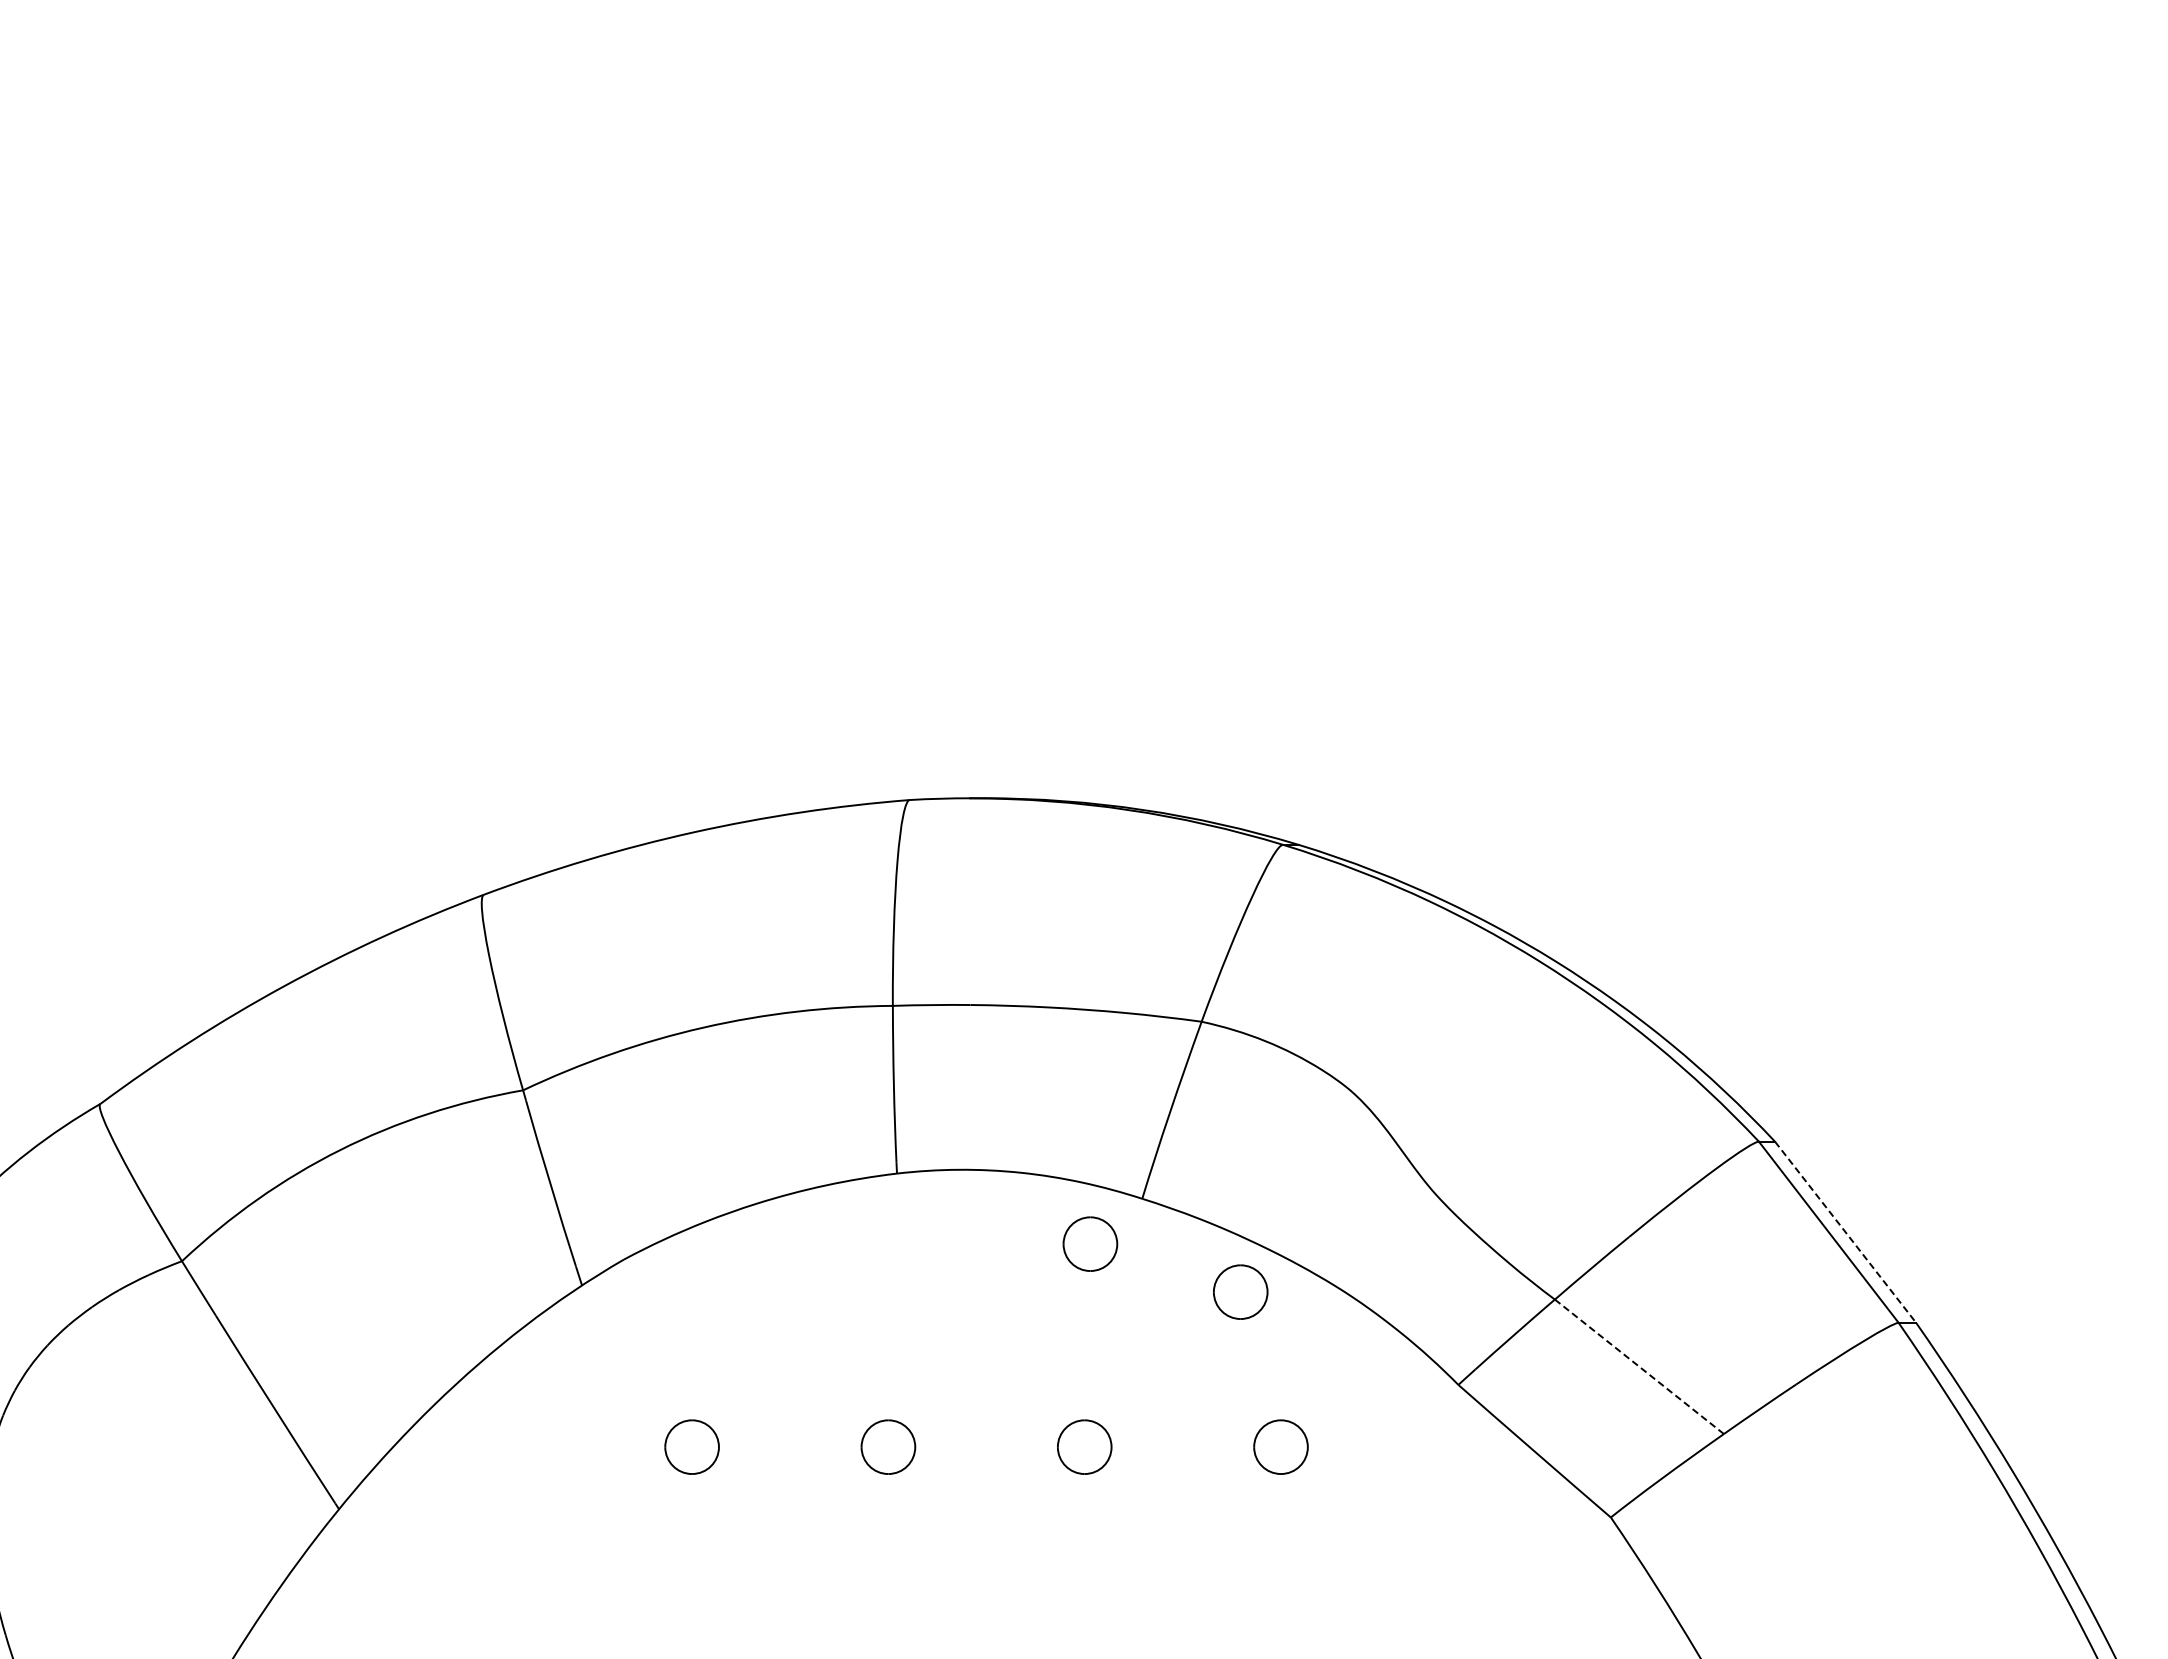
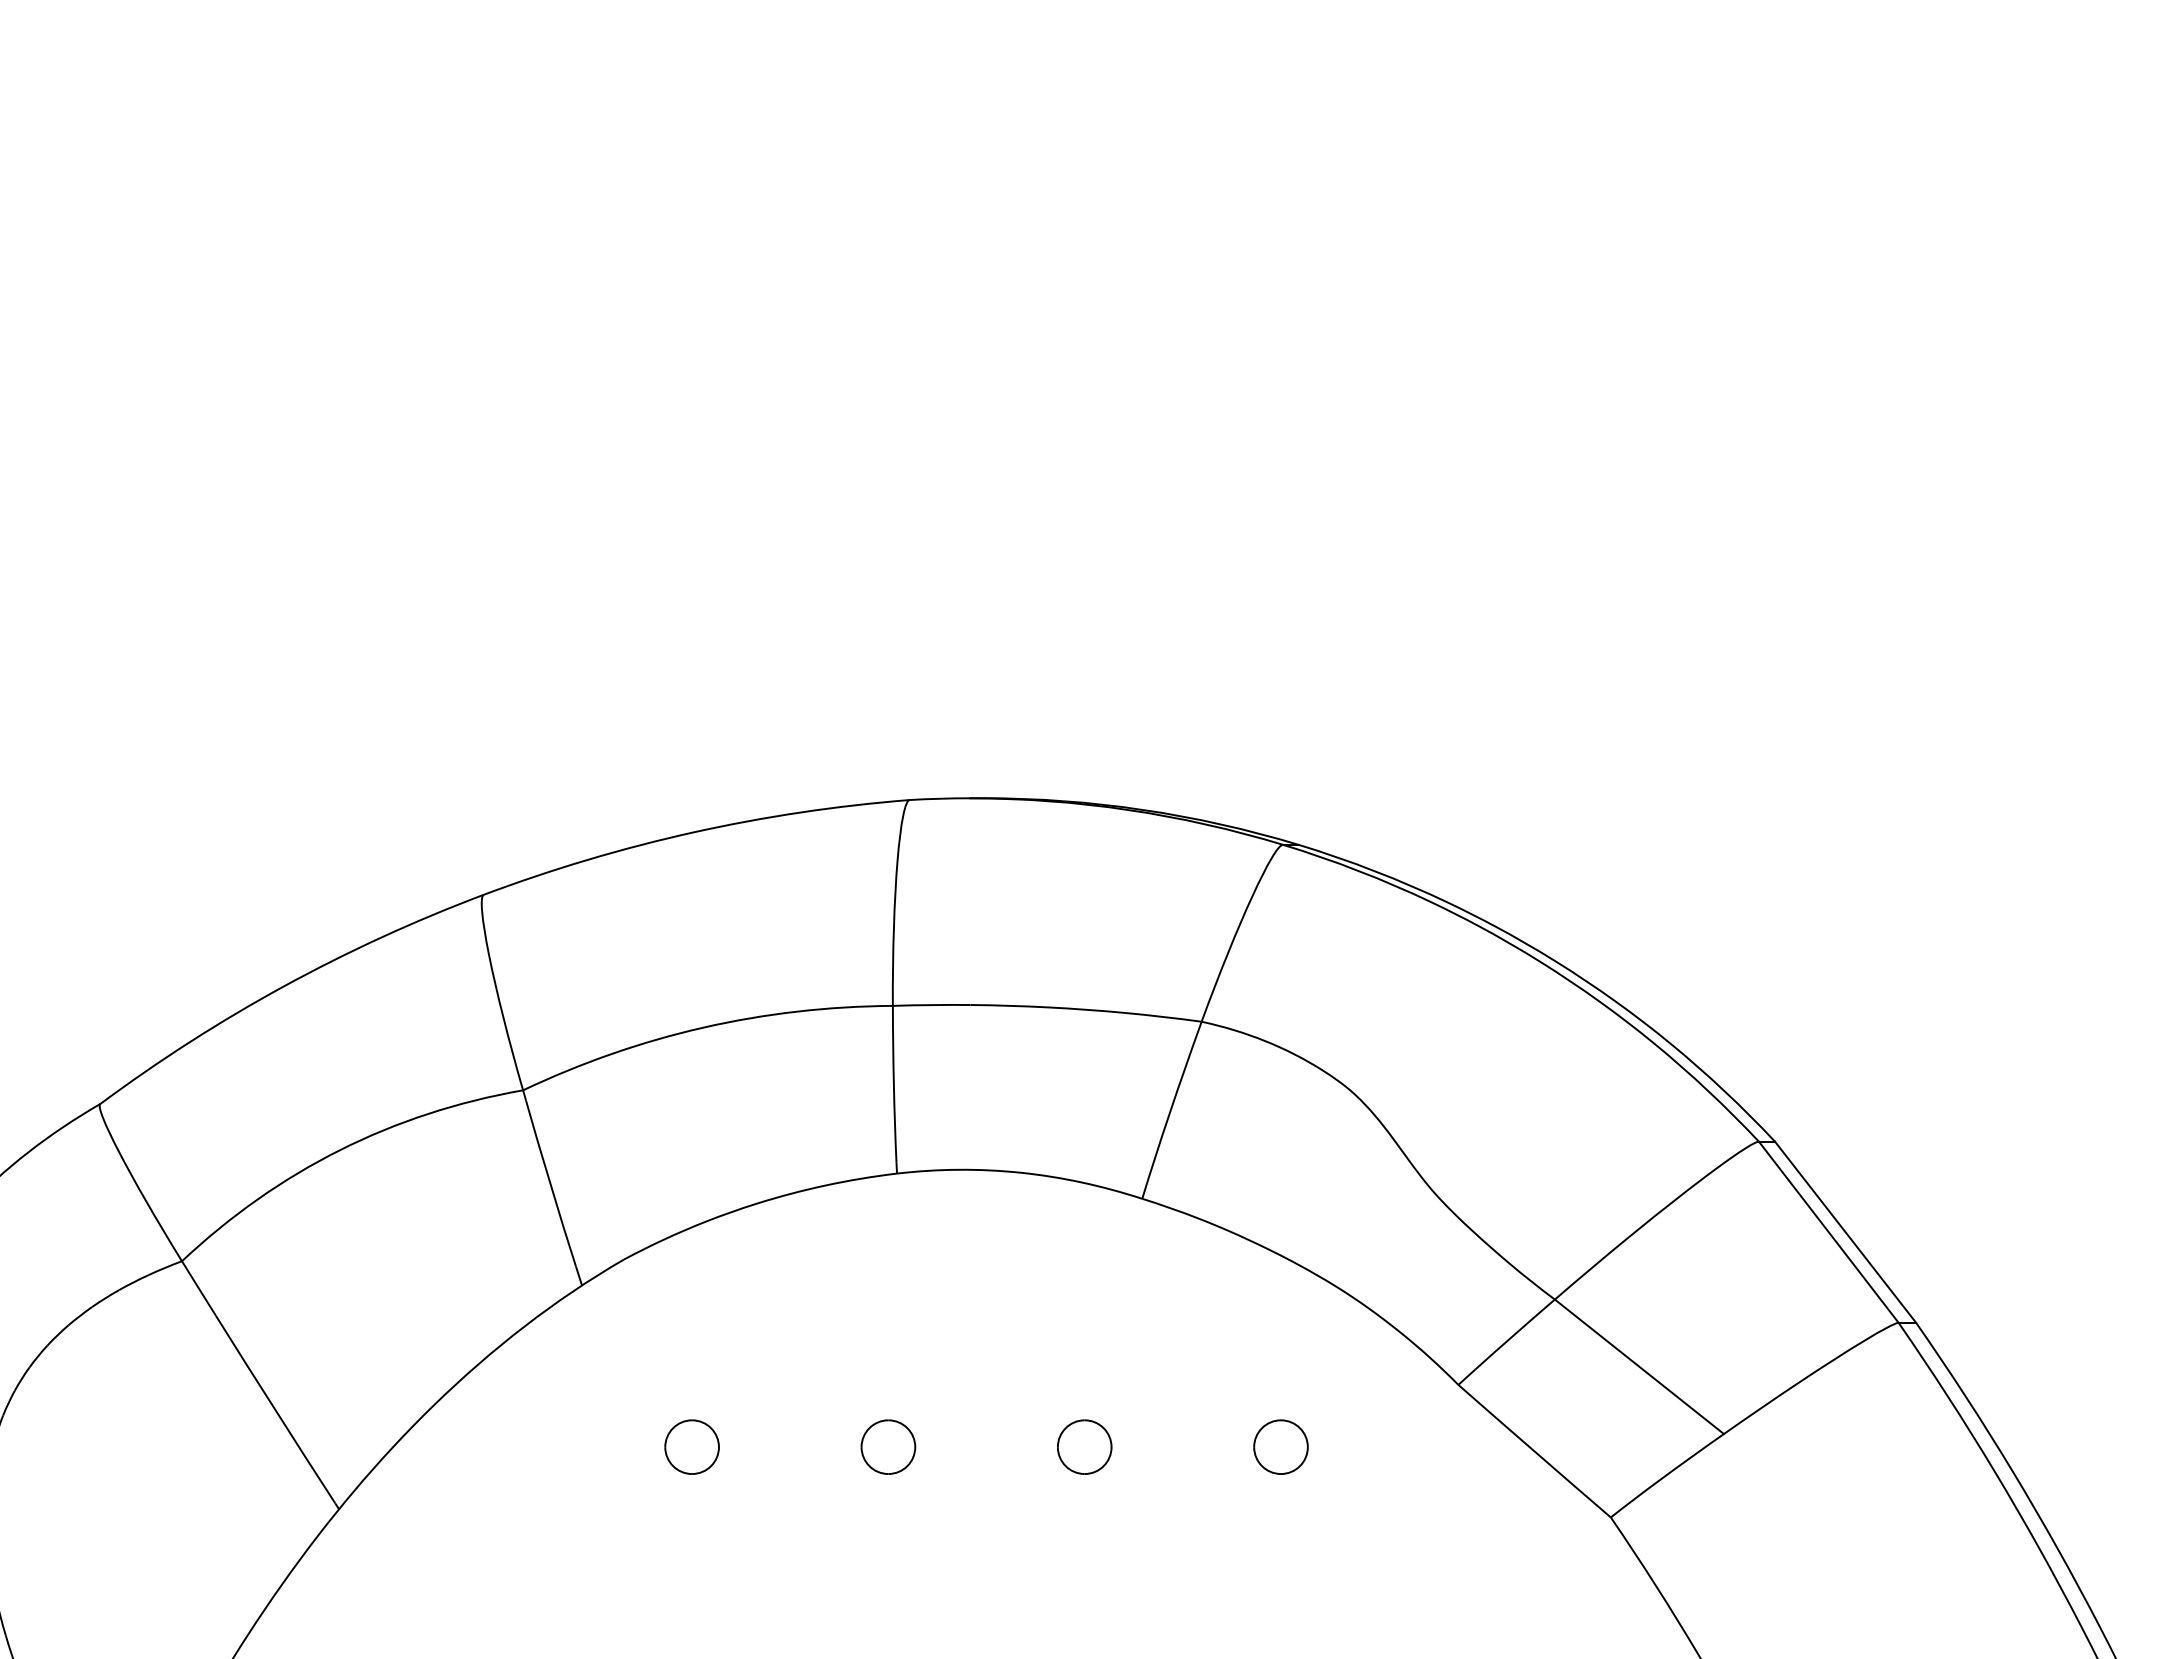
line: dashed -> solid (1845, 1232)
part: present -> none (1090, 1243)
part: present -> none (1240, 1291)
line: dashed -> solid (1639, 1366)
